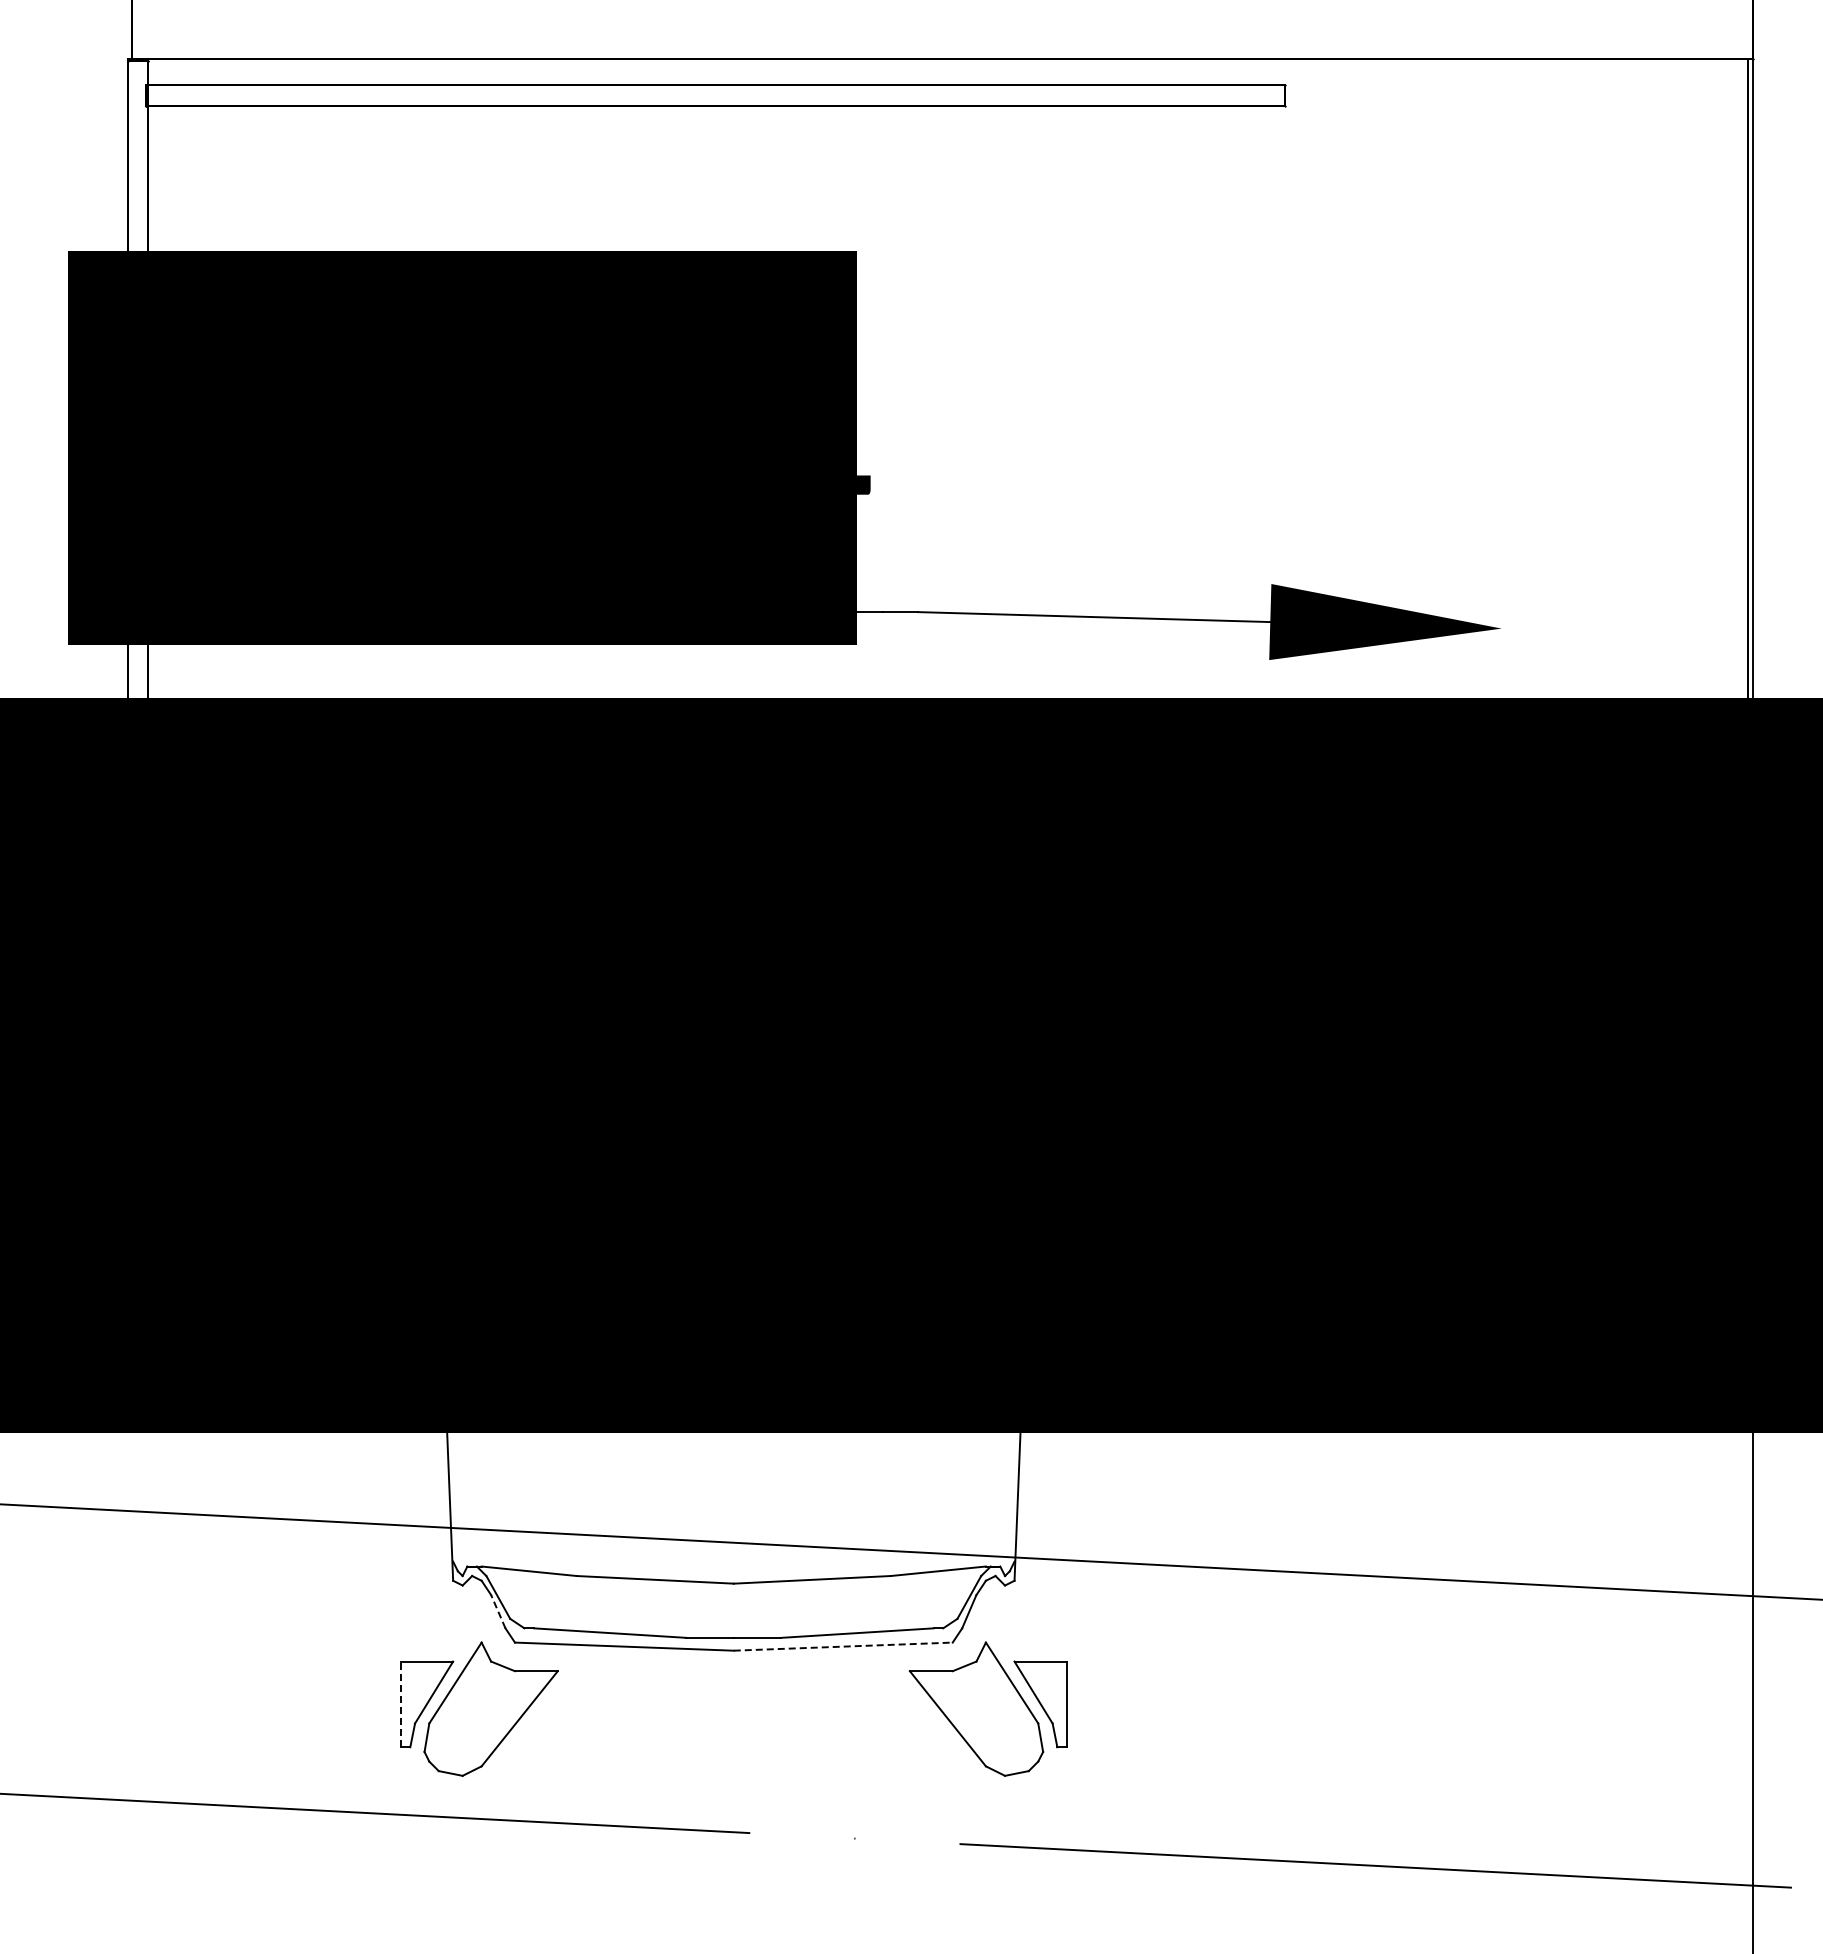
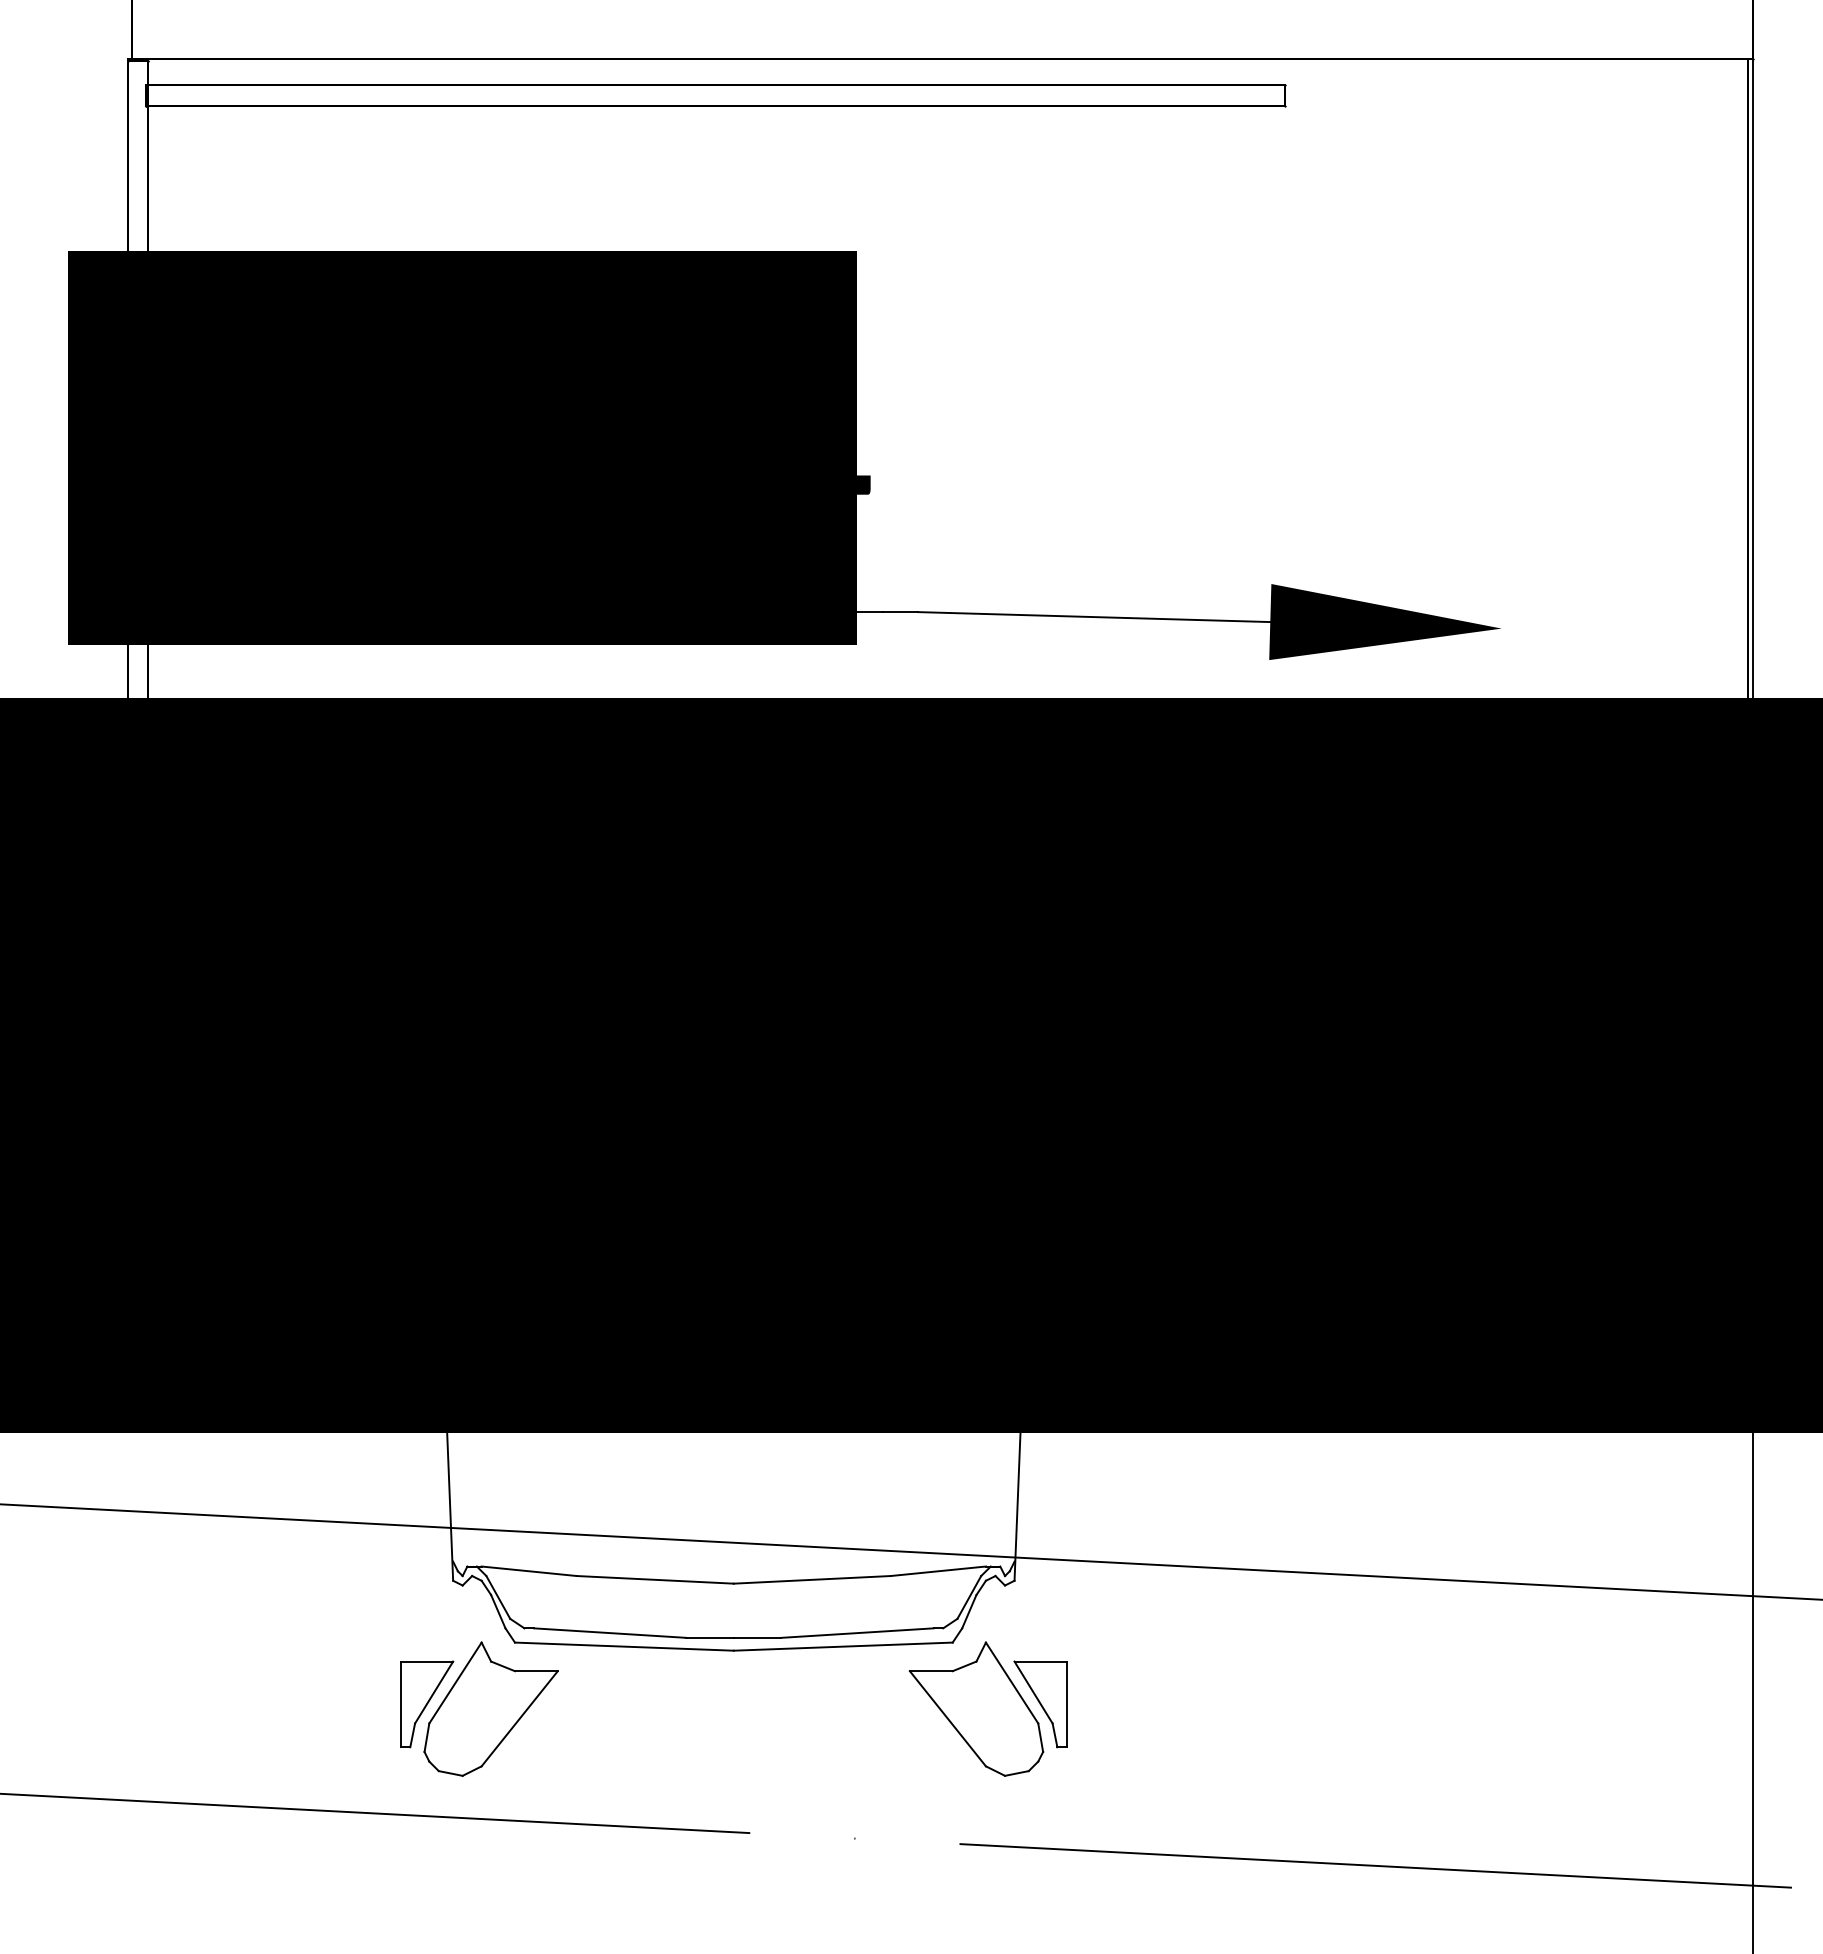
line: dashed -> solid (498, 1611)
line: dashed -> solid (843, 1646)
line: dashed -> solid (400, 1704)
